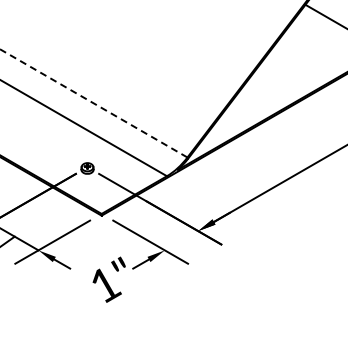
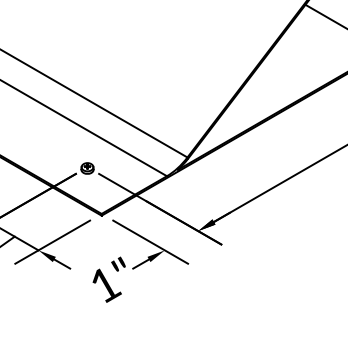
line: dashed -> solid (94, 103)
